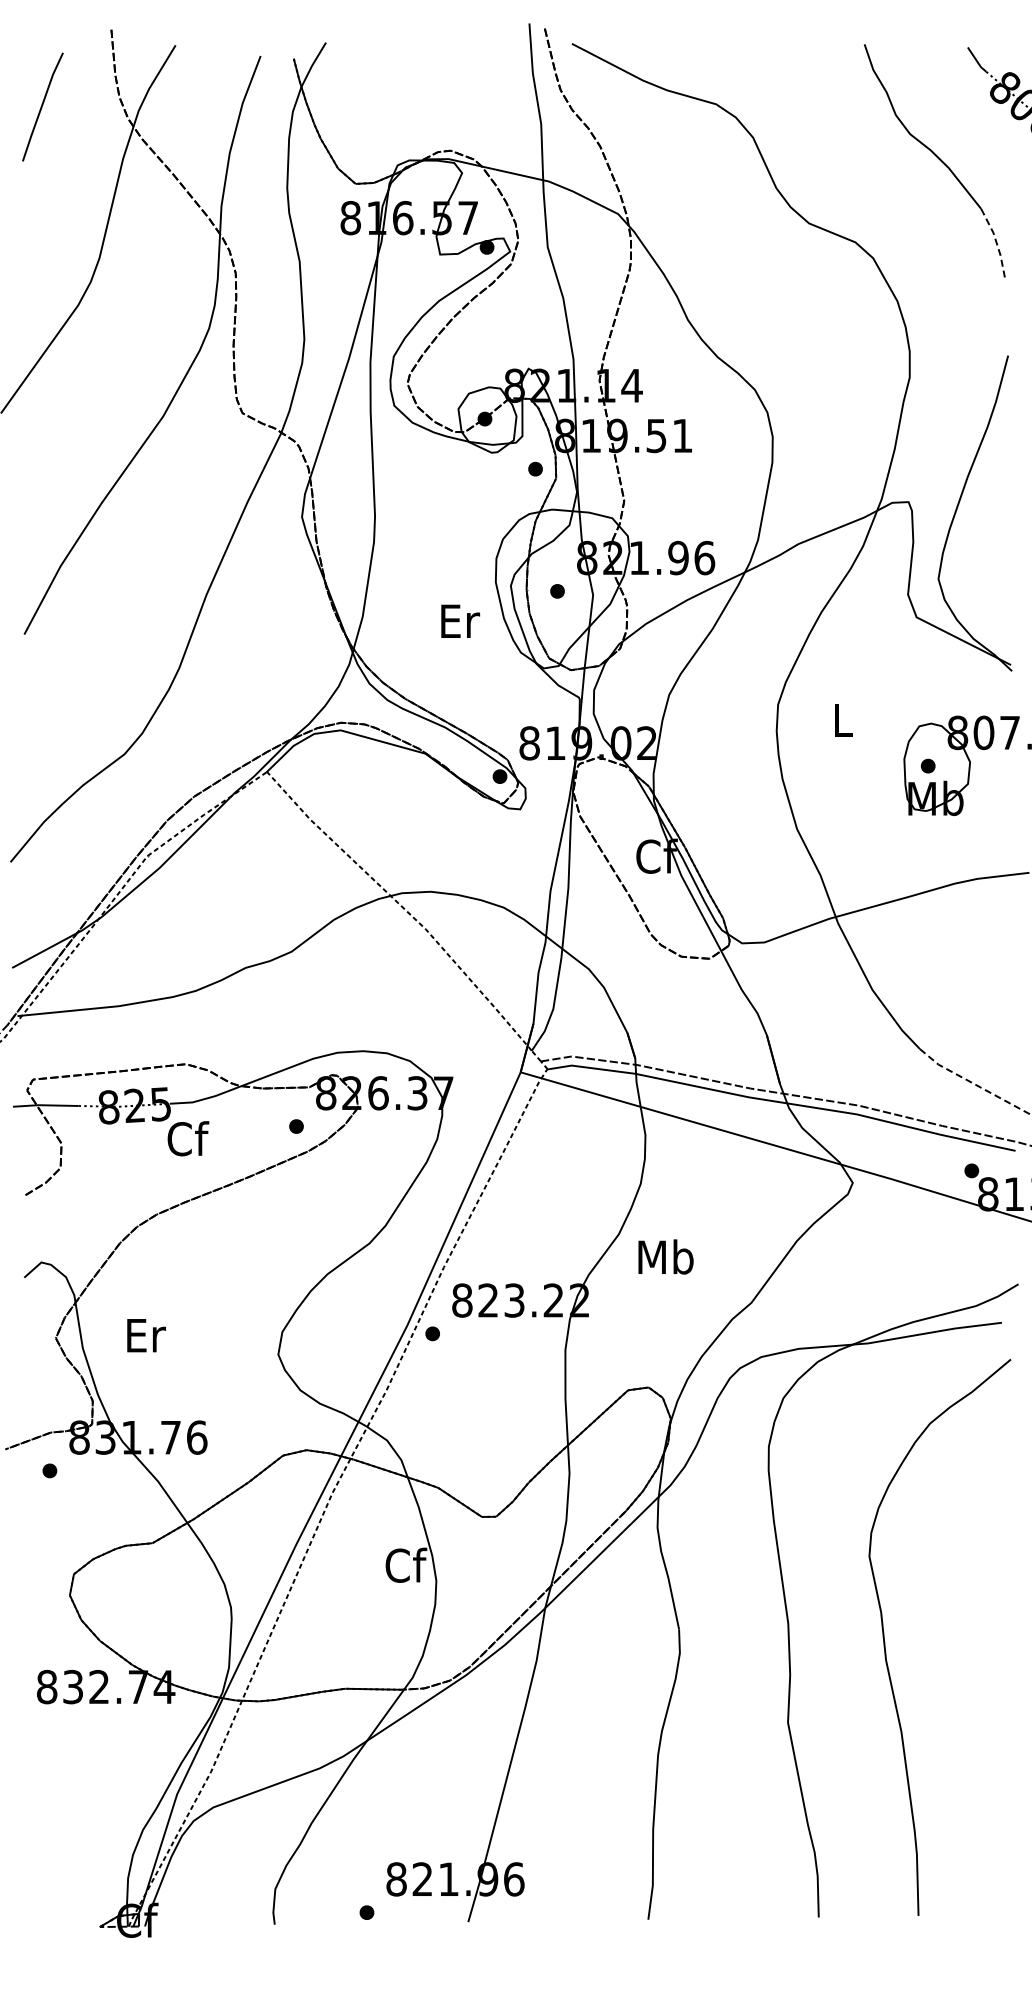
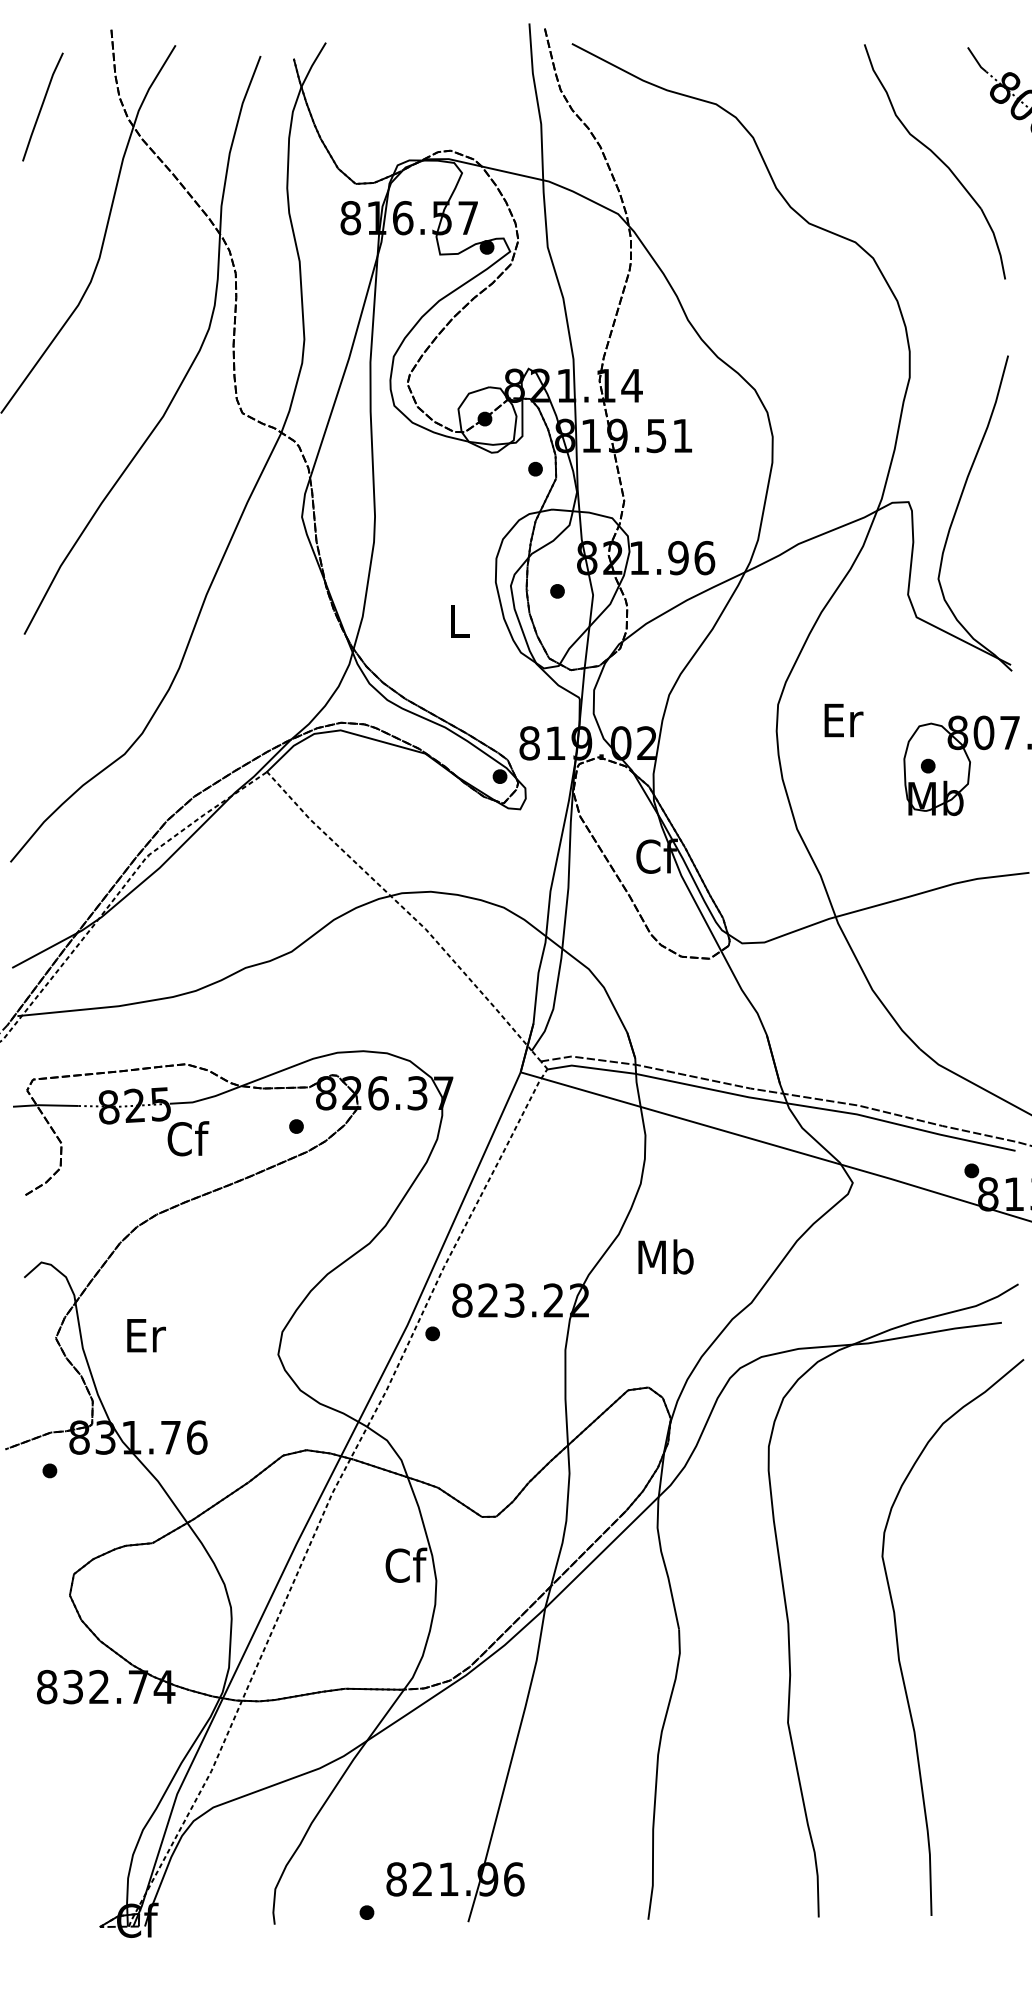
line: dashed -> solid (996, 243)
text: Er -> L (460, 620)
text: L -> Er (843, 720)
line: dashed -> solid (973, 1083)
curve position: (885, 1641) -> (898, 1641) (898, 1641)
